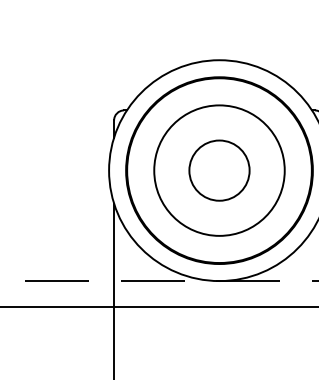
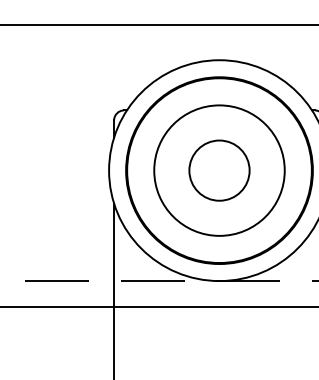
line: none -> present (158, 25)
